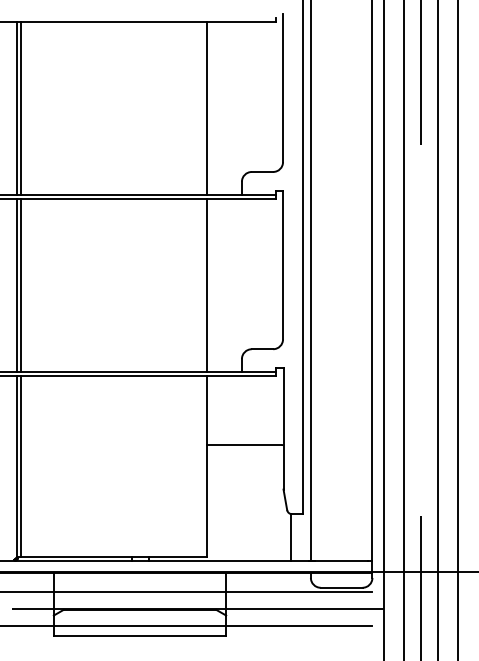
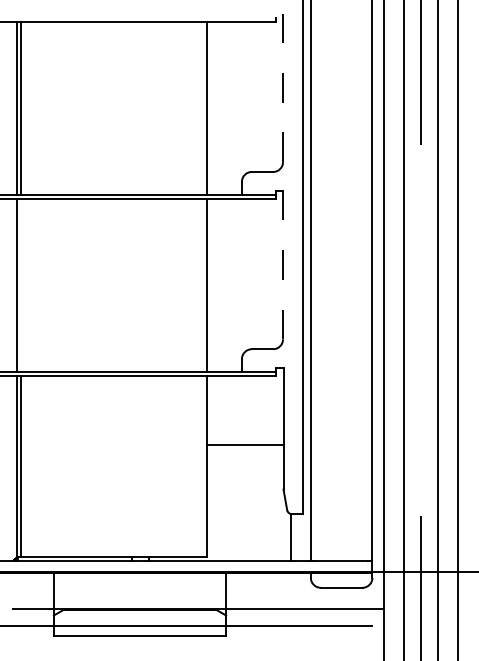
line: solid -> dashed (283, 87)
line: solid -> dashed (283, 264)
line: present -> none (20, 285)
line: present -> none (186, 591)
